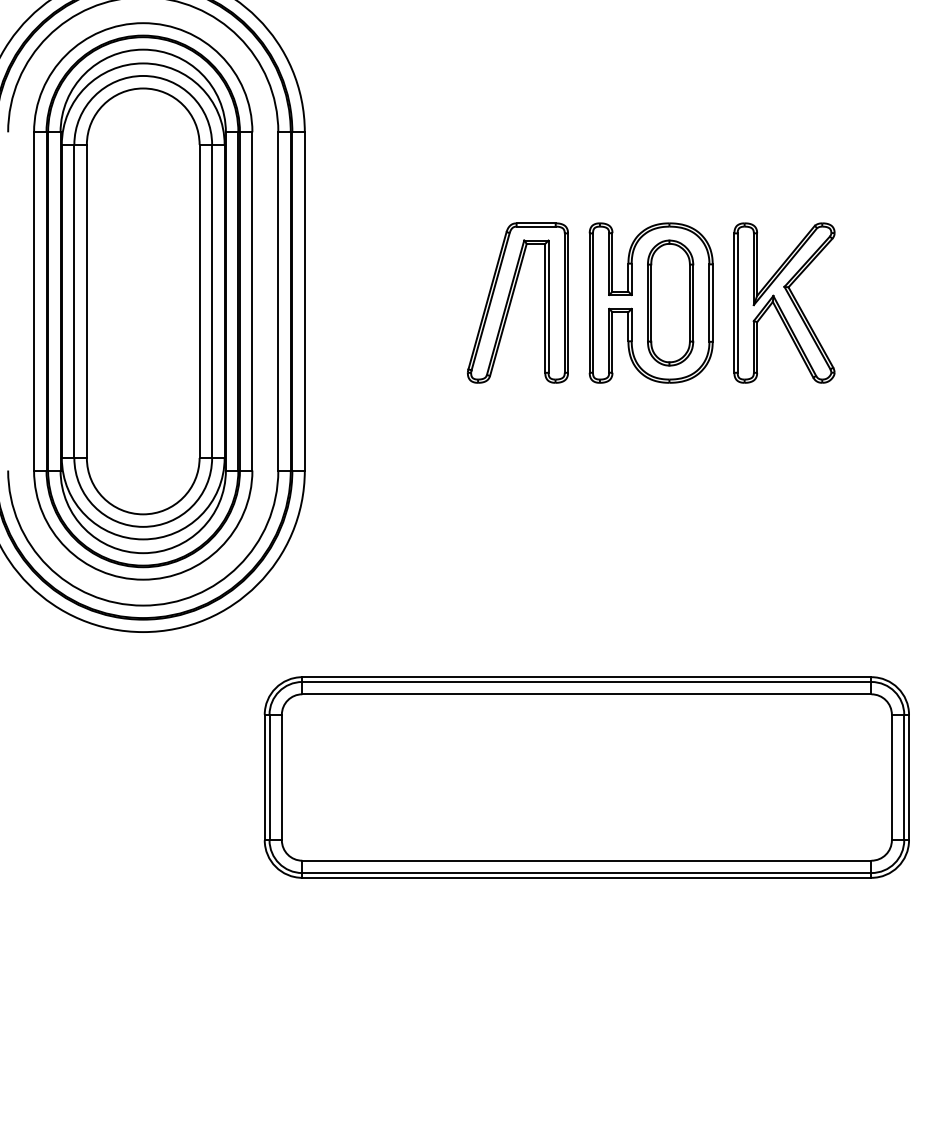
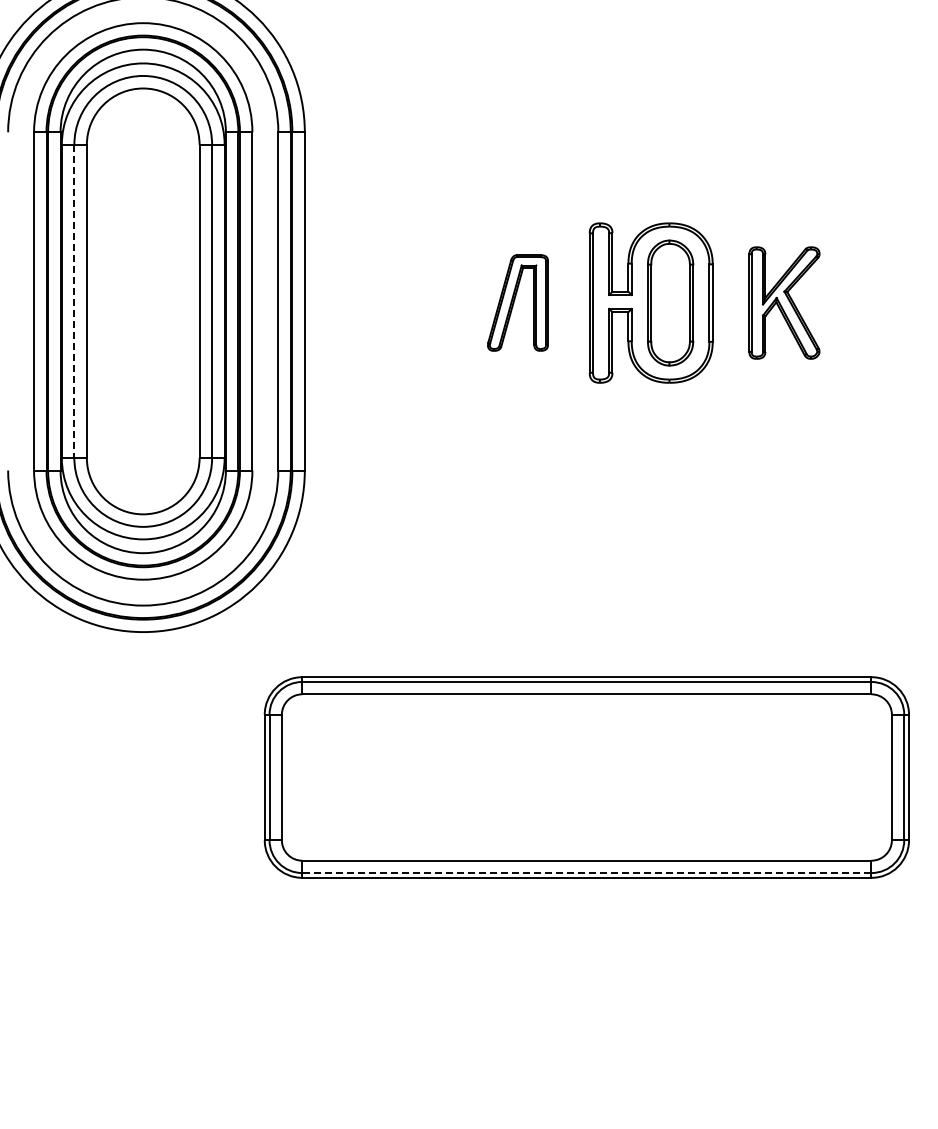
line: solid -> dashed (74, 301)
part size: 102x162 px -> 62x98 px (517, 302)
part size: 103x162 px -> 73x114 px (784, 302)
line: solid -> dashed (586, 873)
